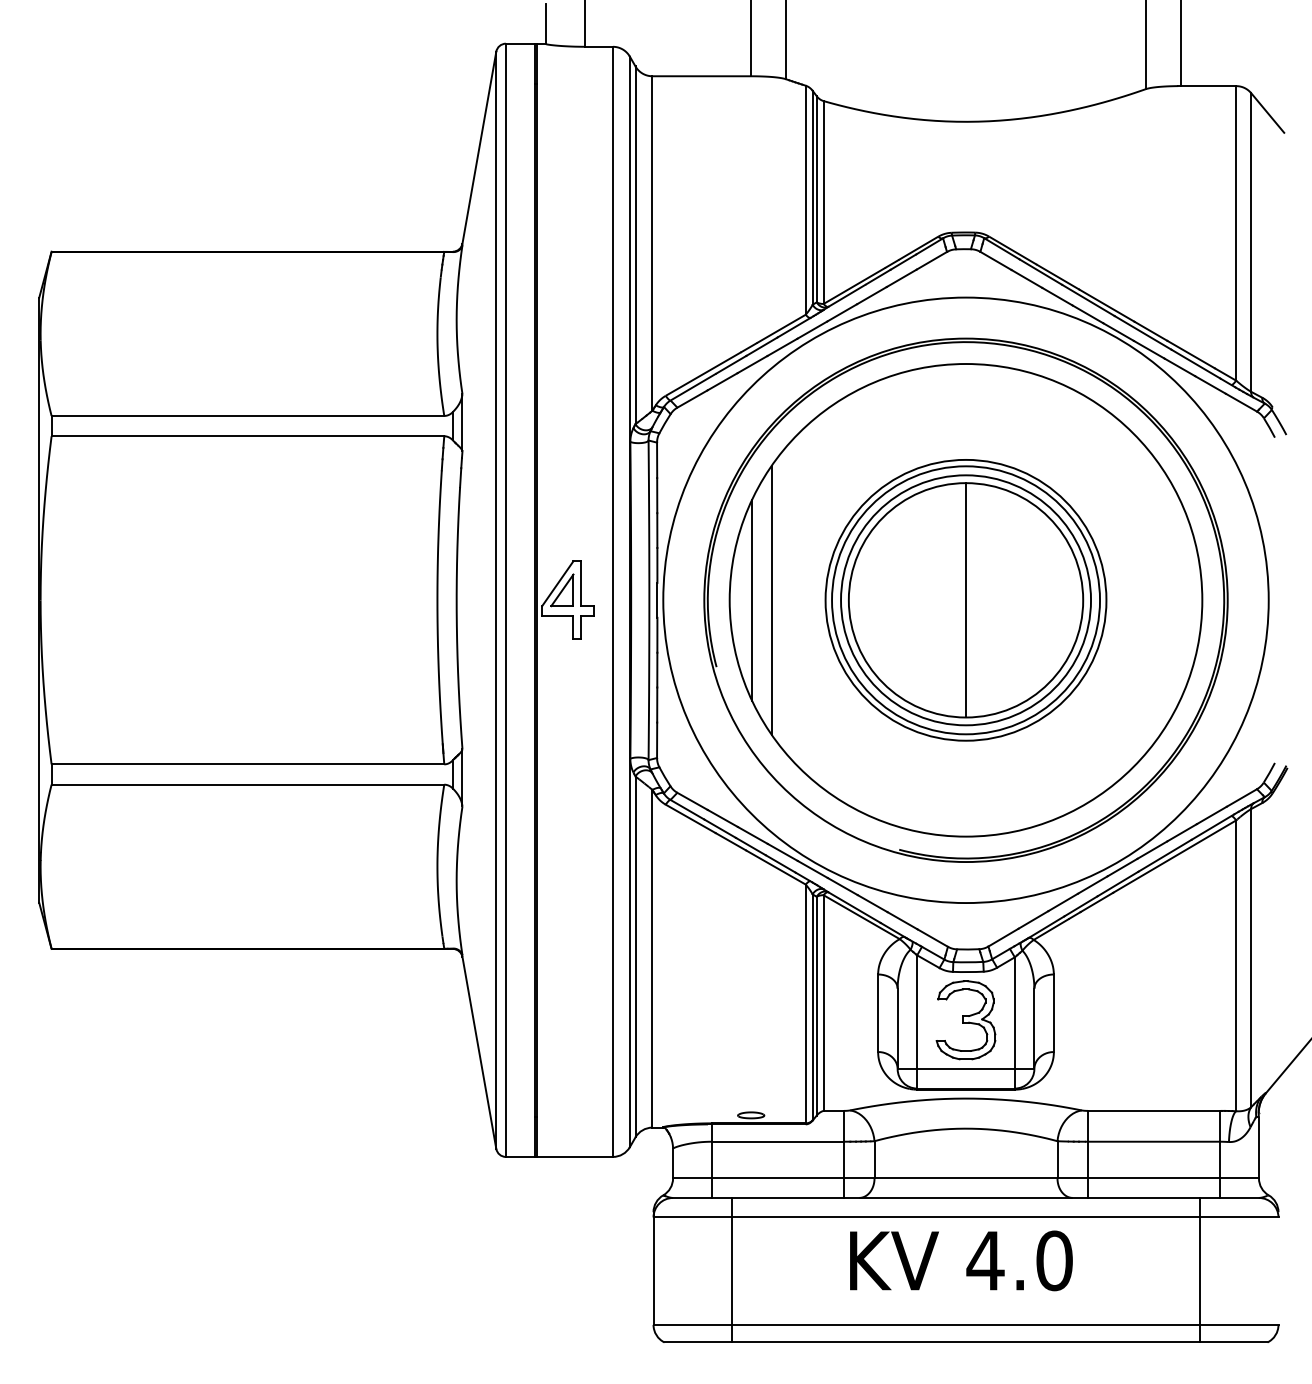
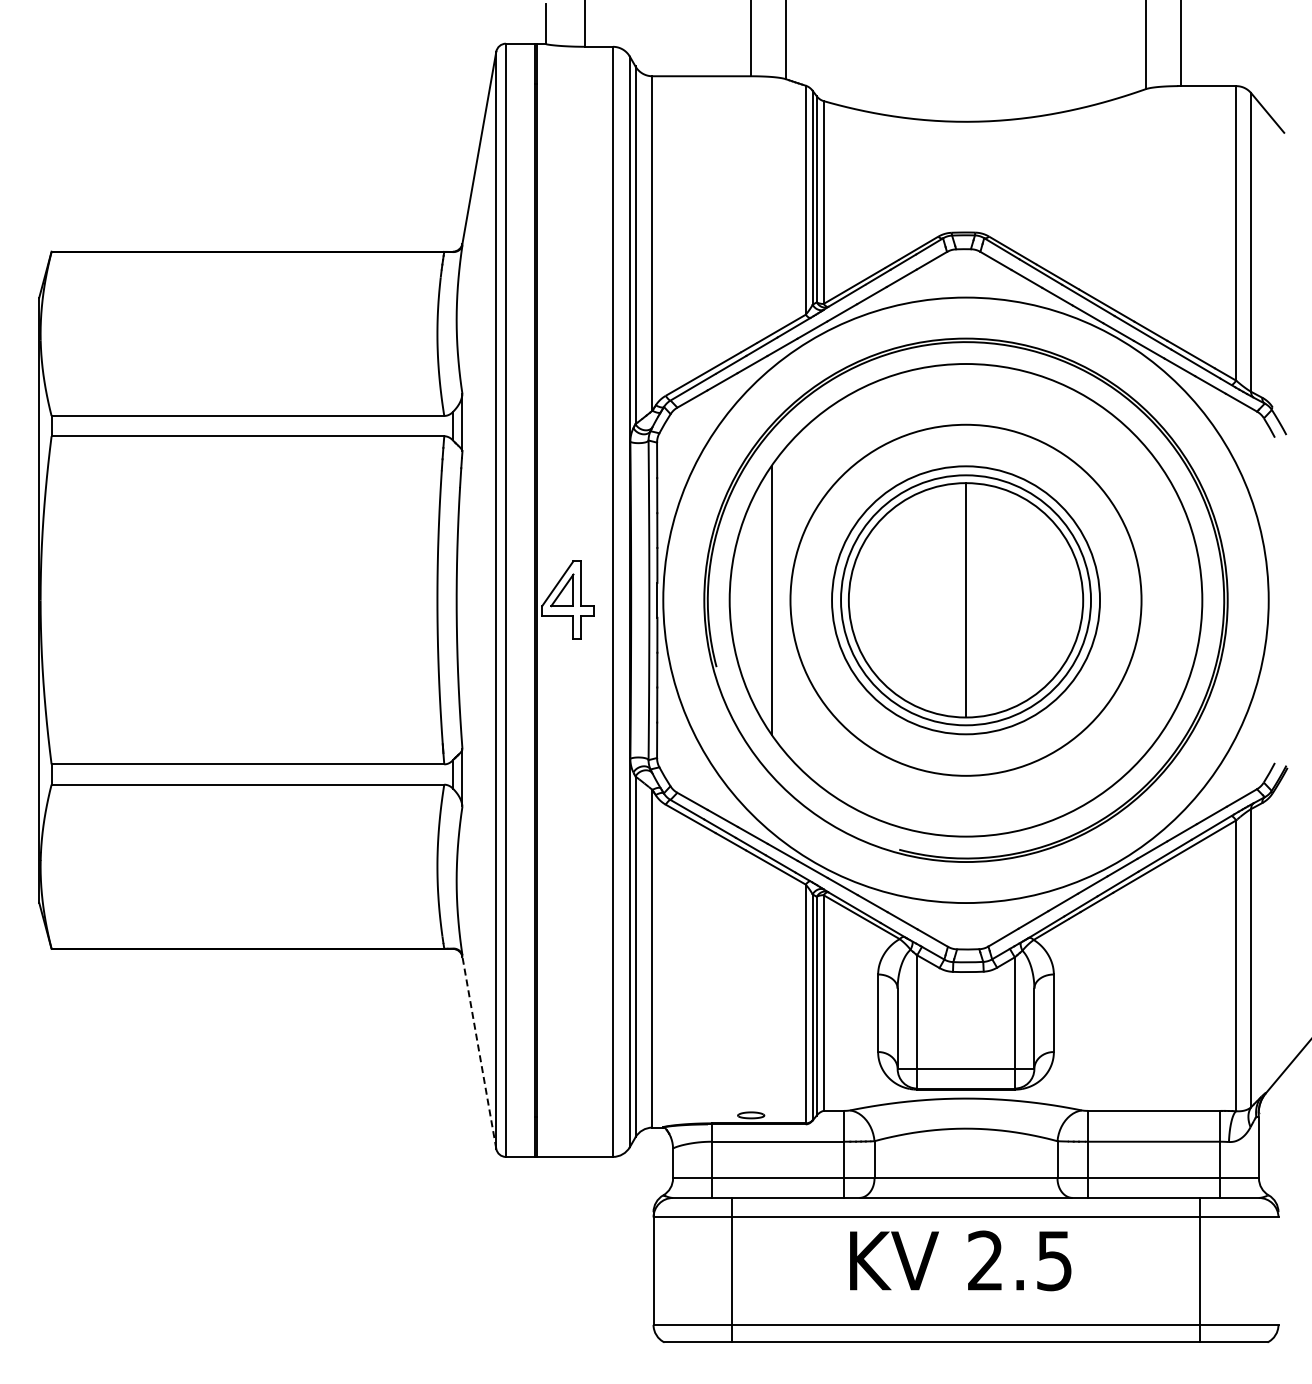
circle diameter: 281 px -> 351 px (965, 599)
line: present -> none (752, 600)
part: present -> none (965, 1020)
line: solid -> dashed (479, 1052)
text: 4.0 -> 2.5 (1019, 1260)
